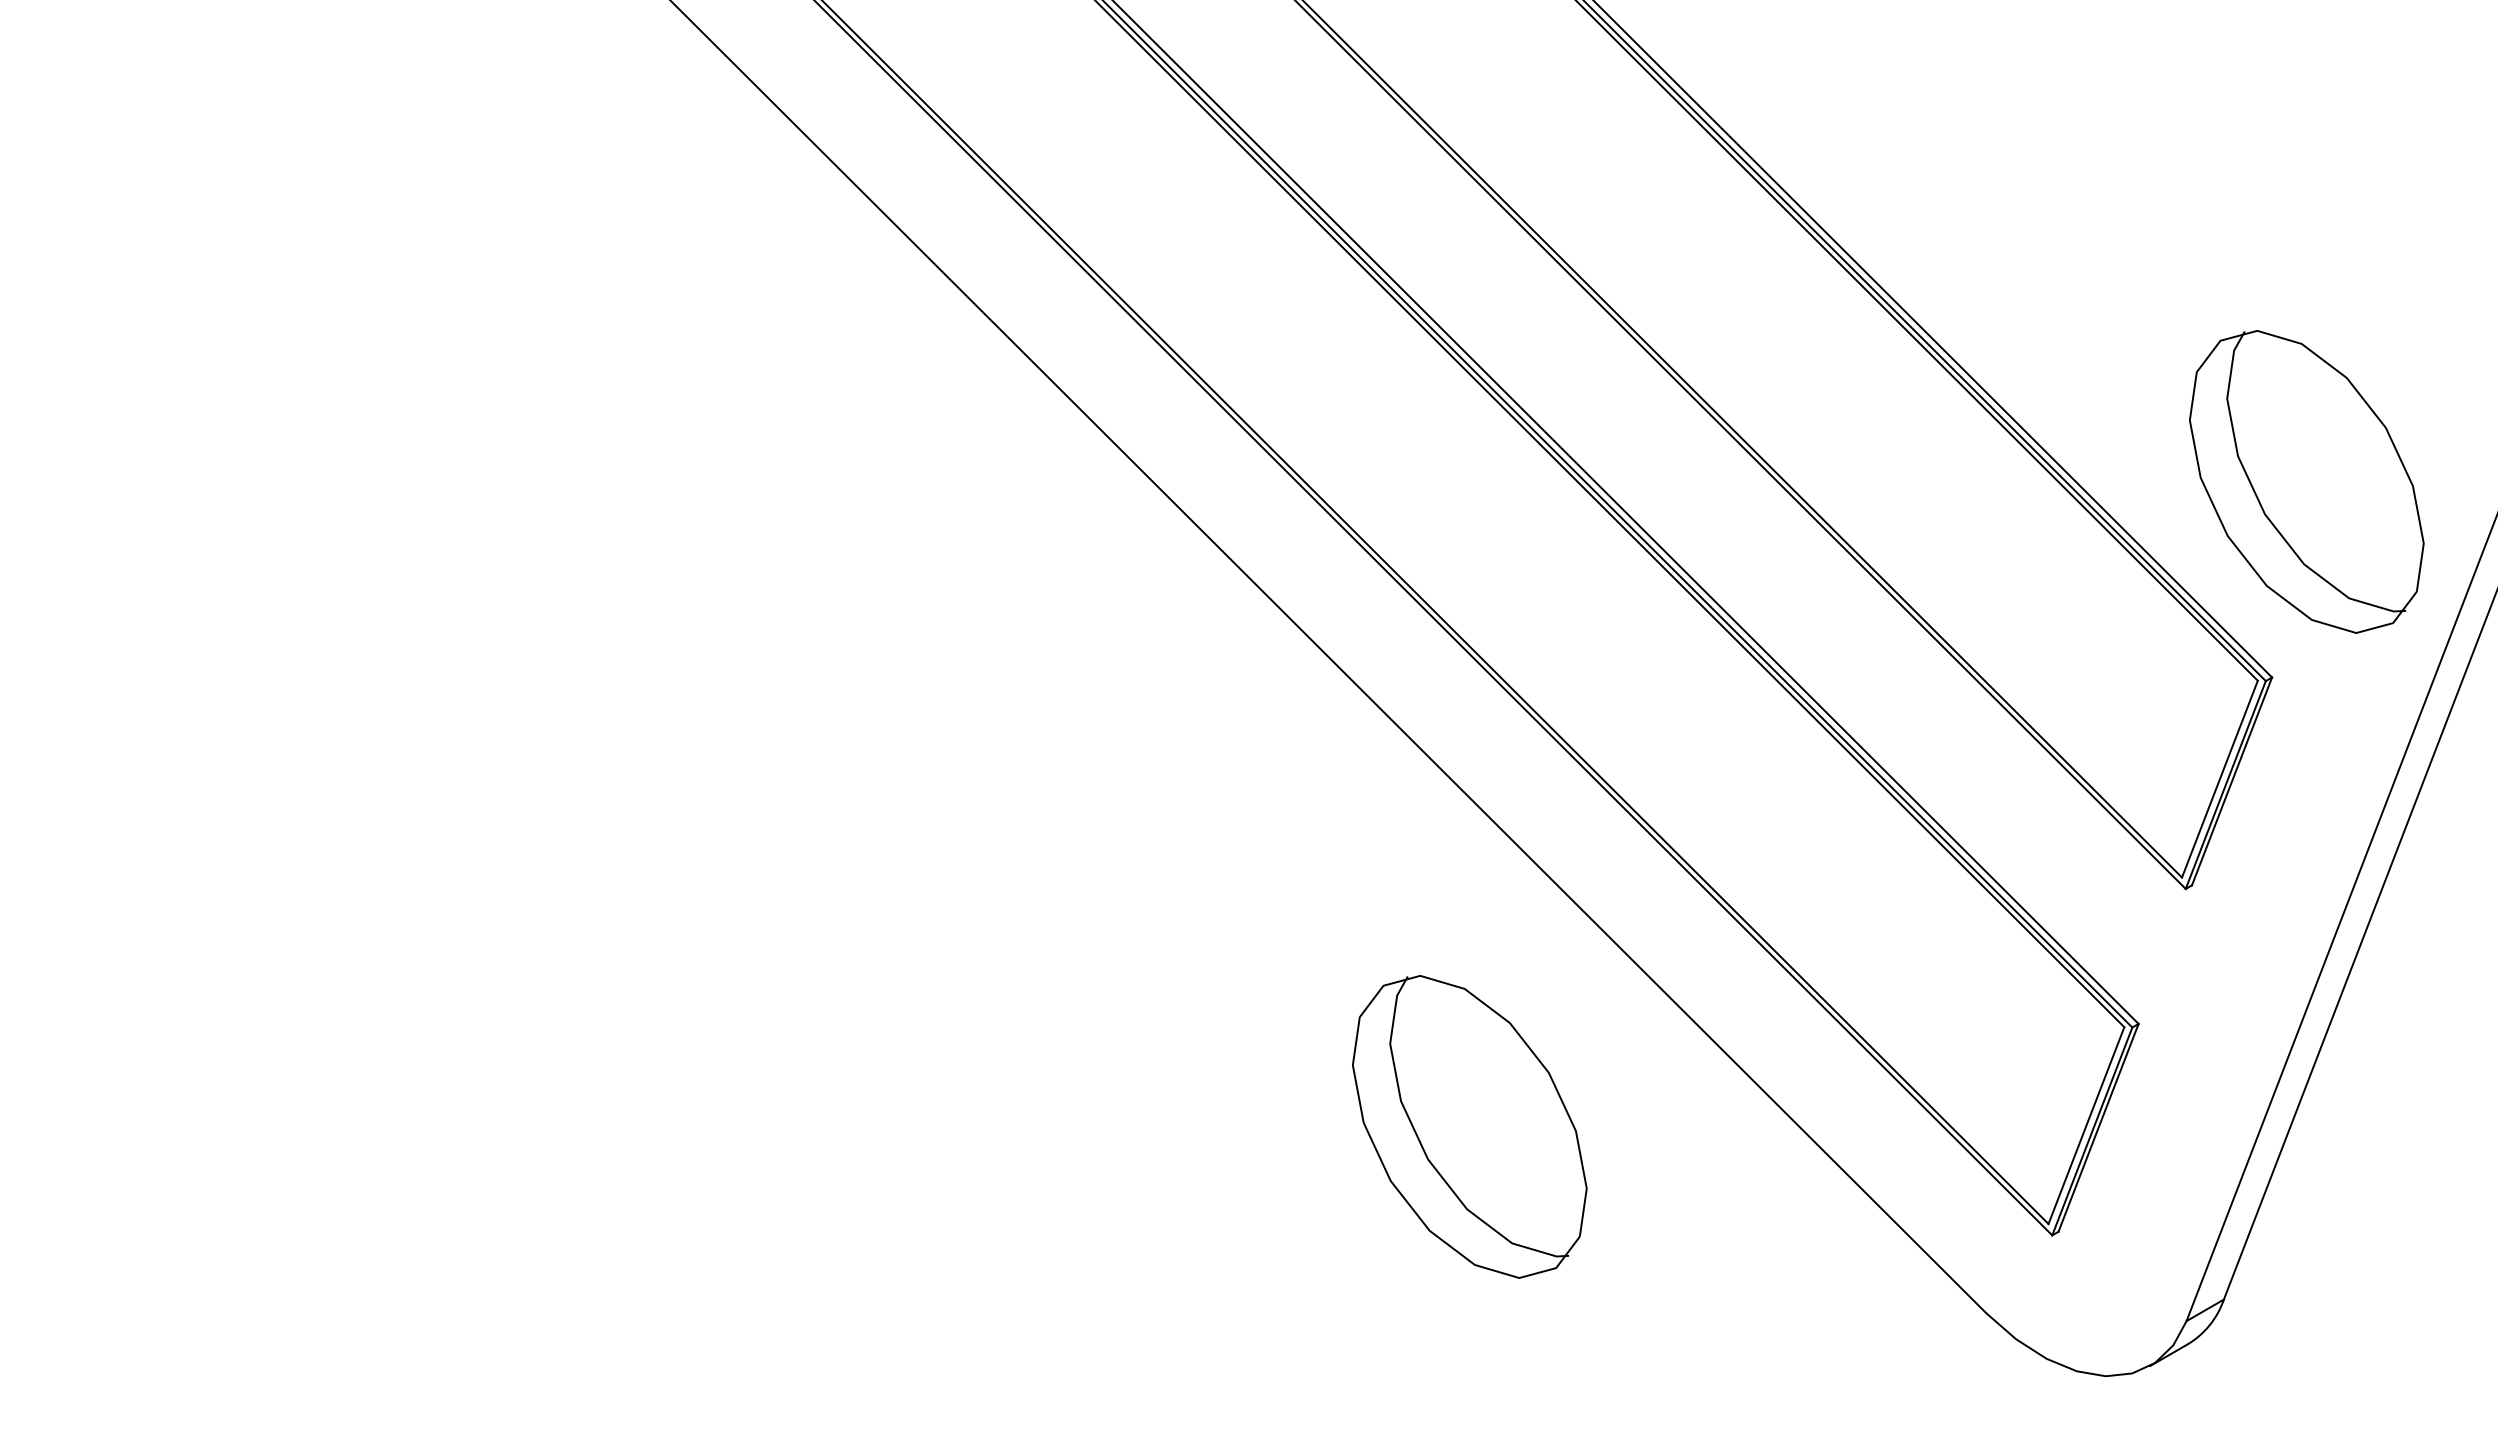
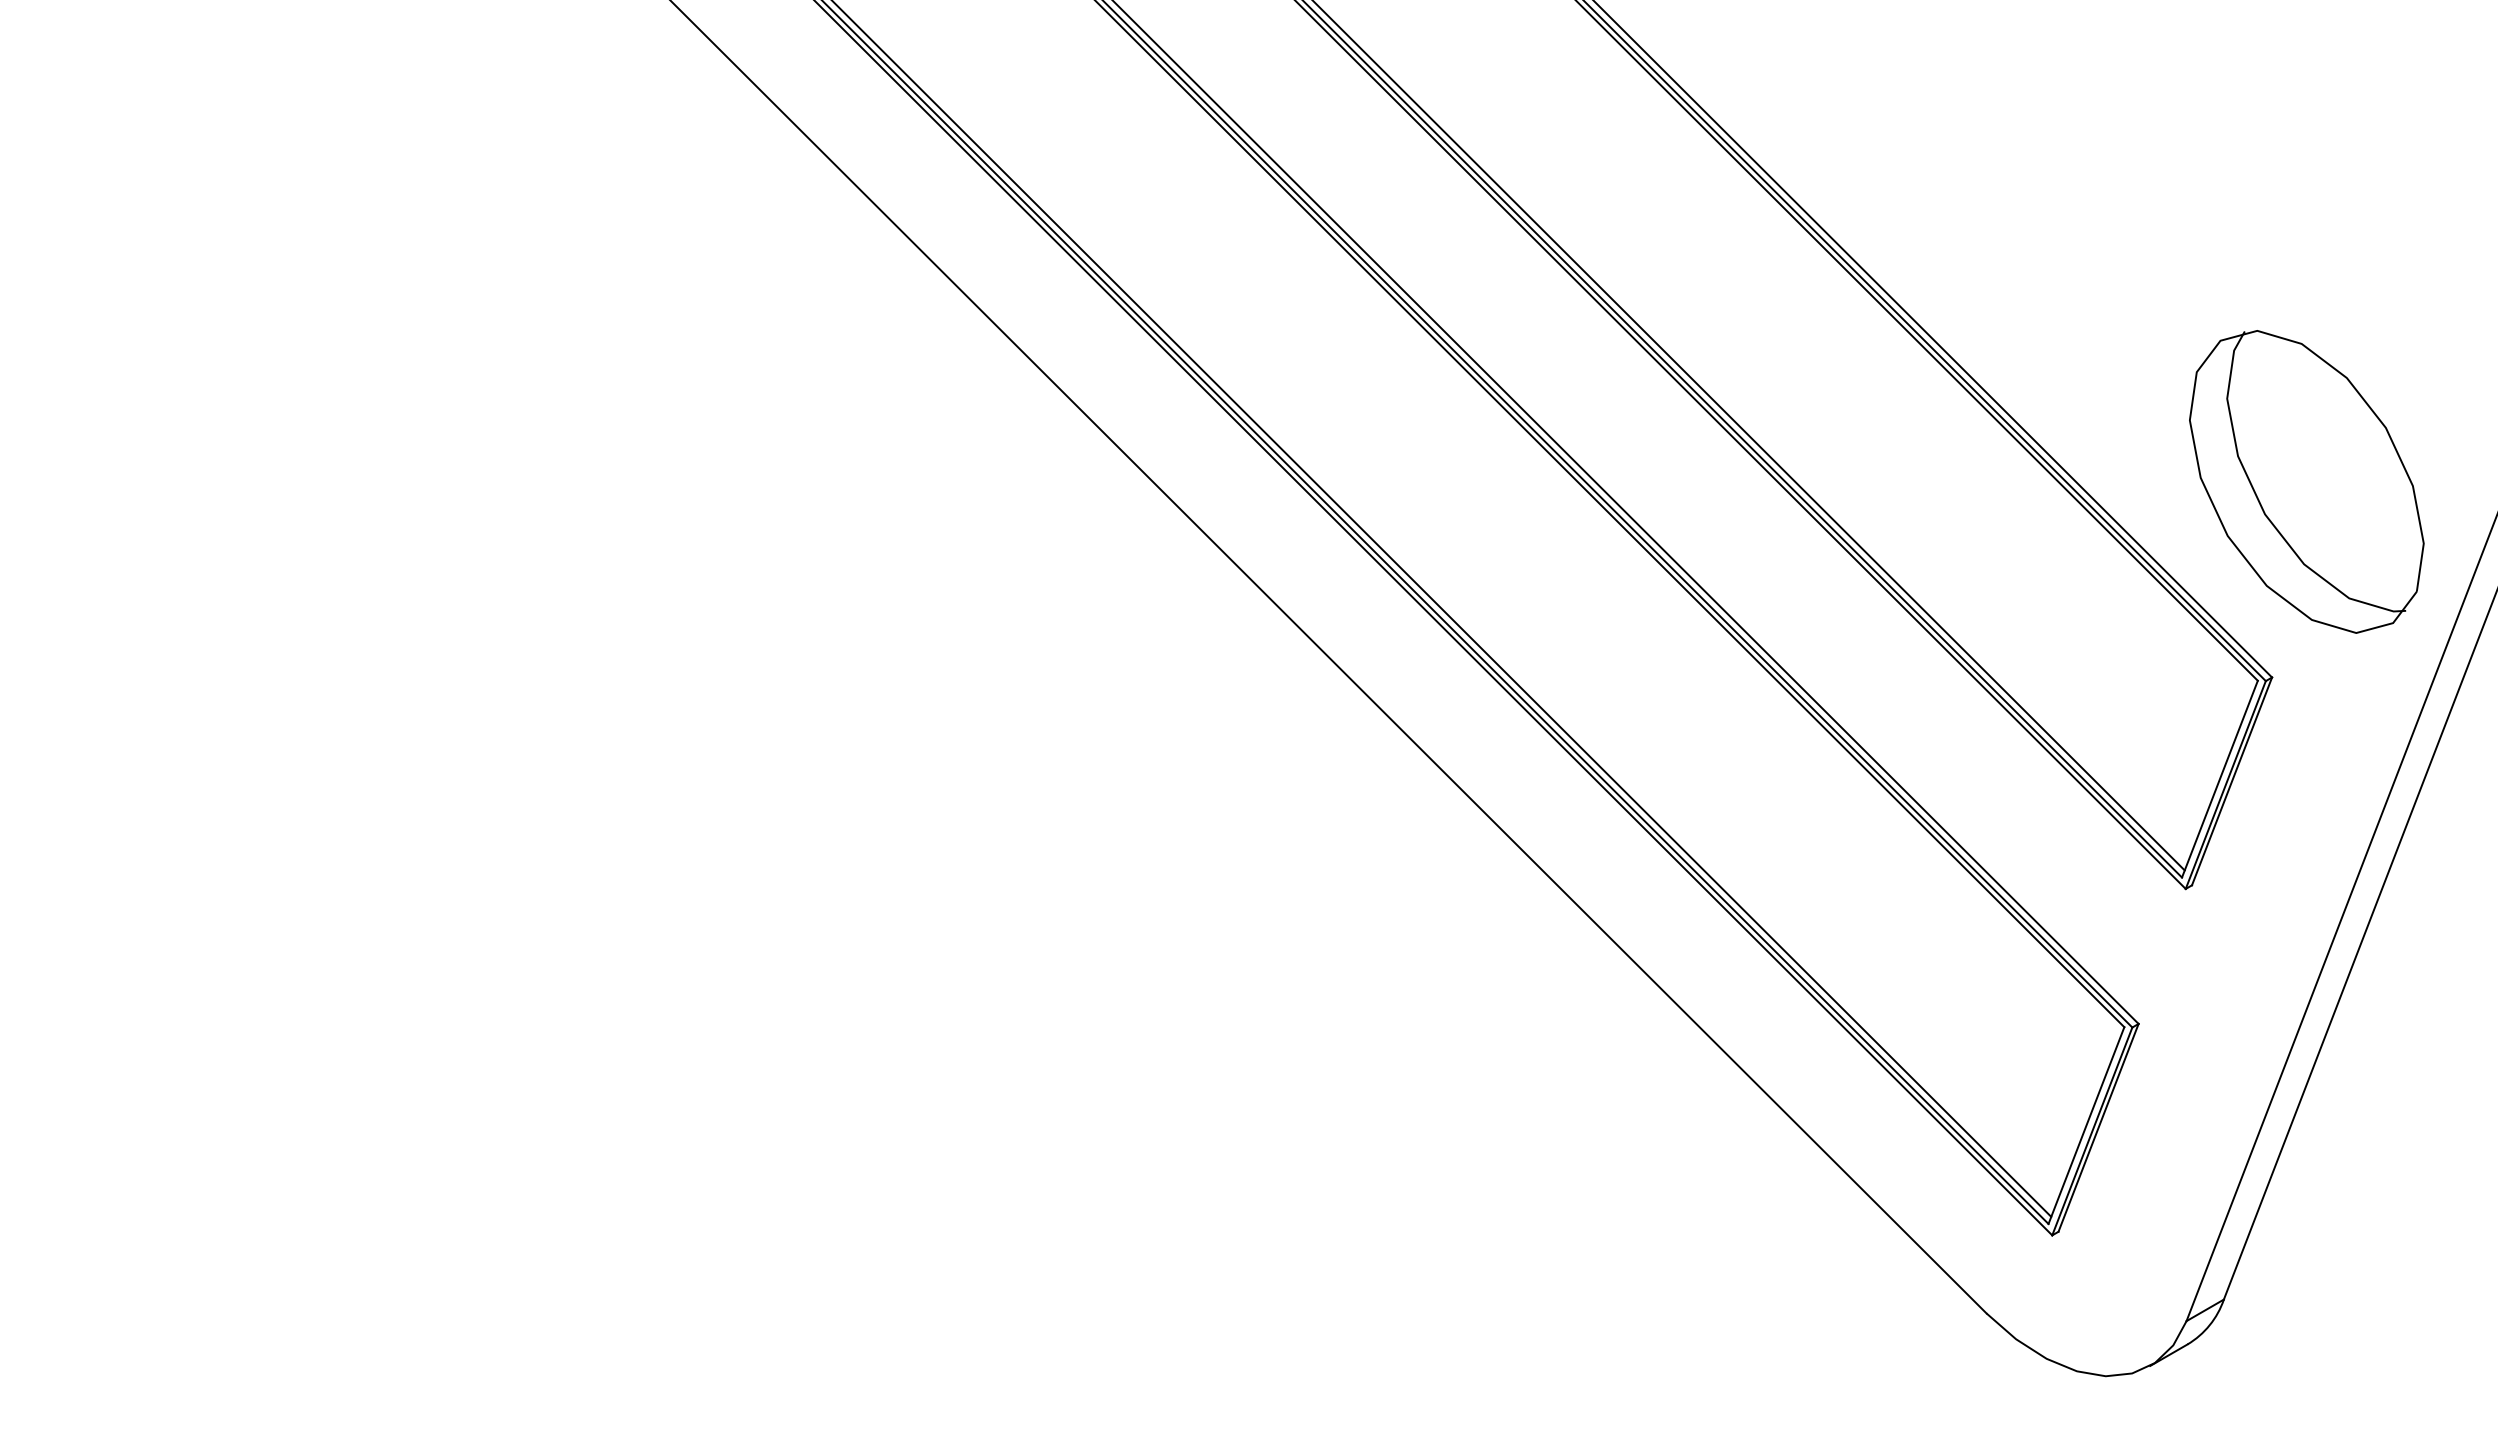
line: none -> present (1749, 436)
line: none -> present (1442, 609)
part: present -> none (1469, 1126)
